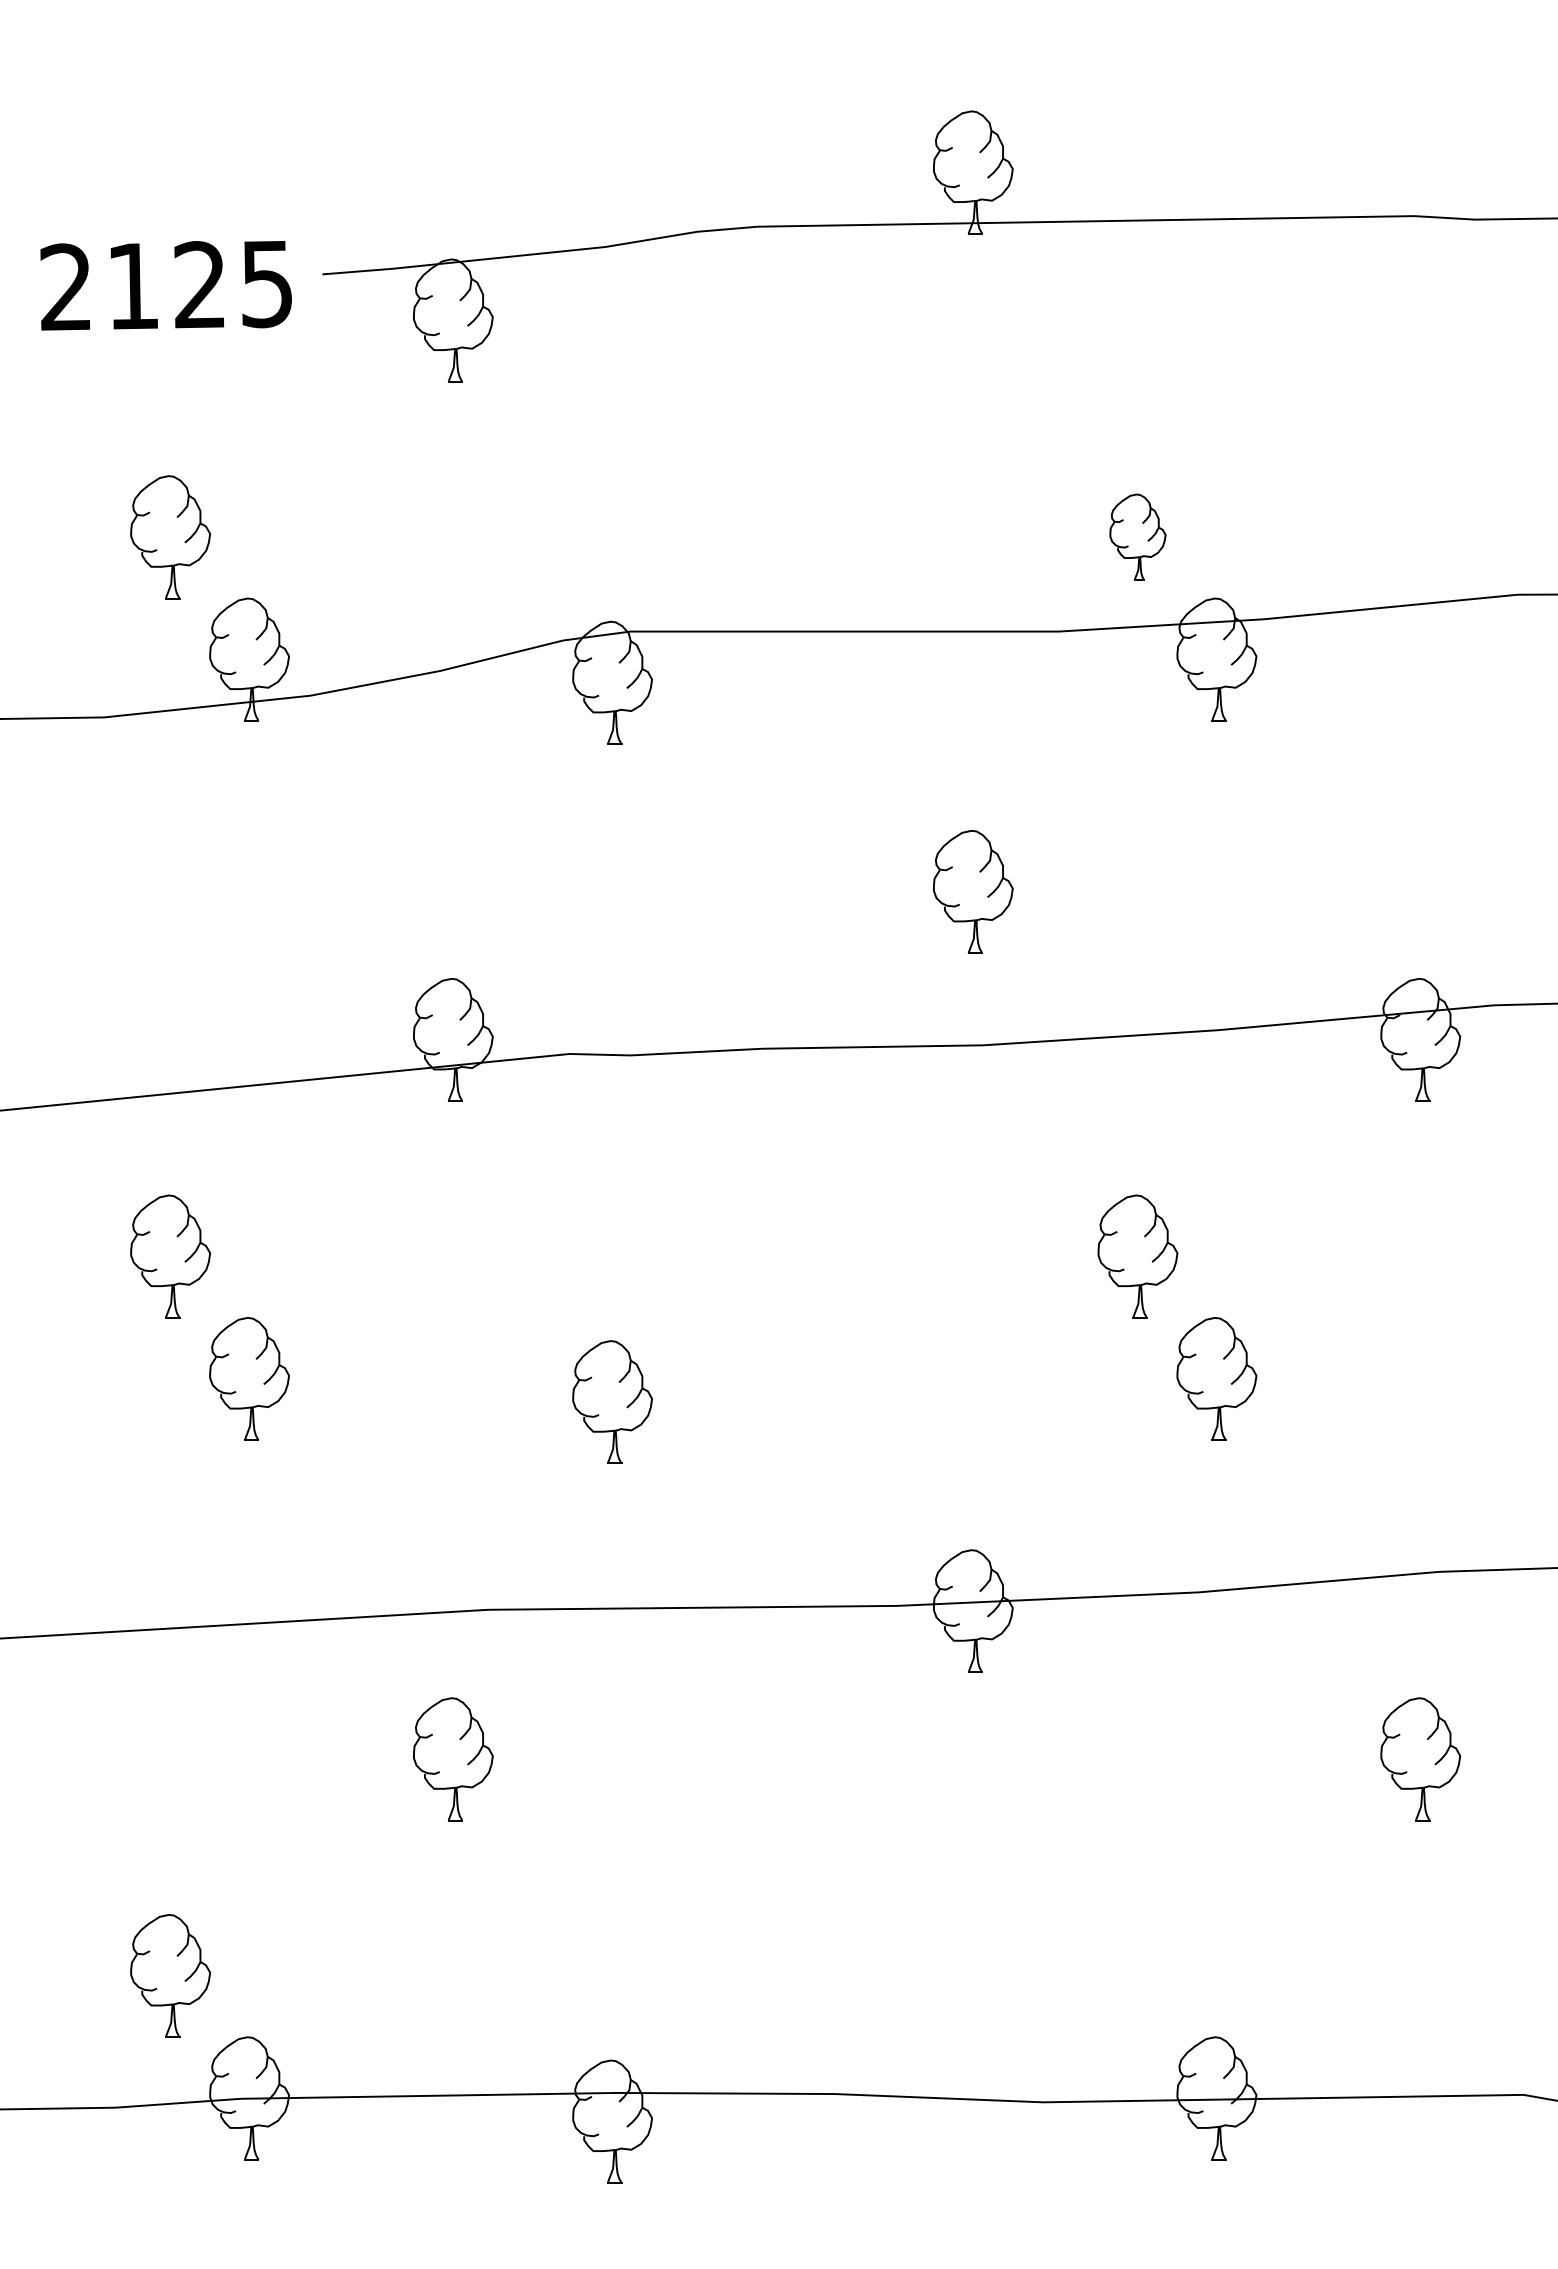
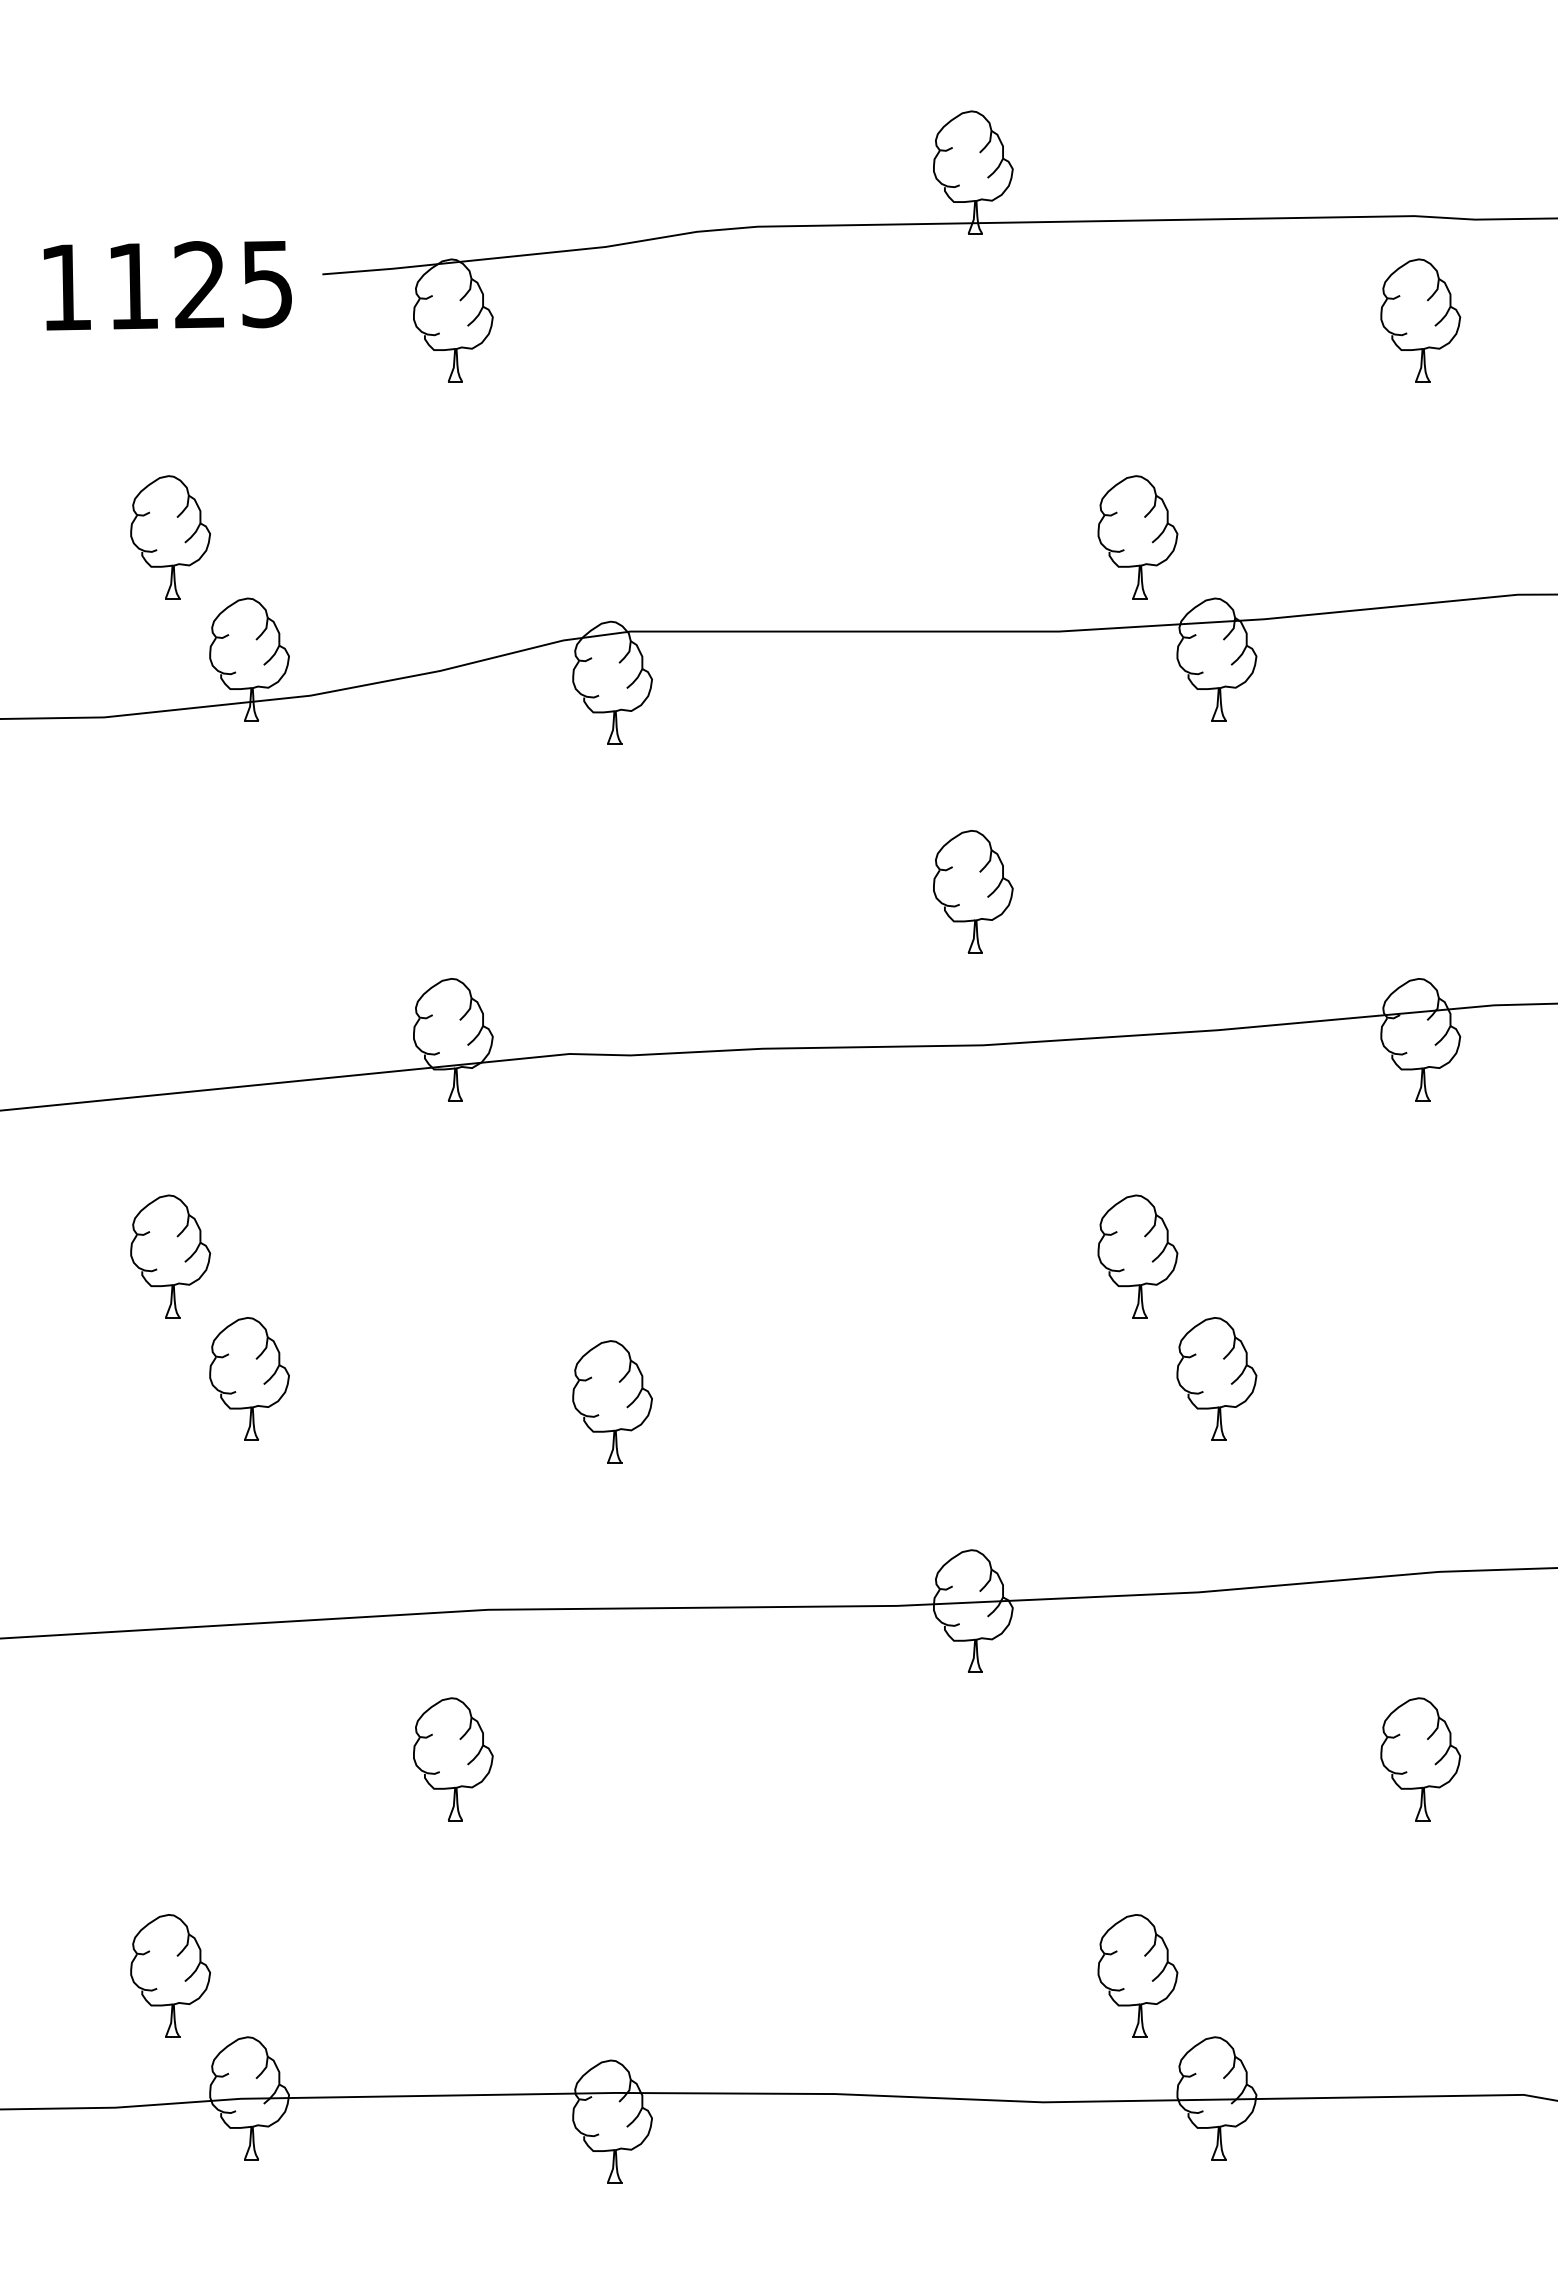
text: 2125 -> 1125 (65, 286)
part: none -> present (1420, 320)
part size: 58x88 px -> 82x125 px (1137, 537)
part: none -> present (1137, 1975)
